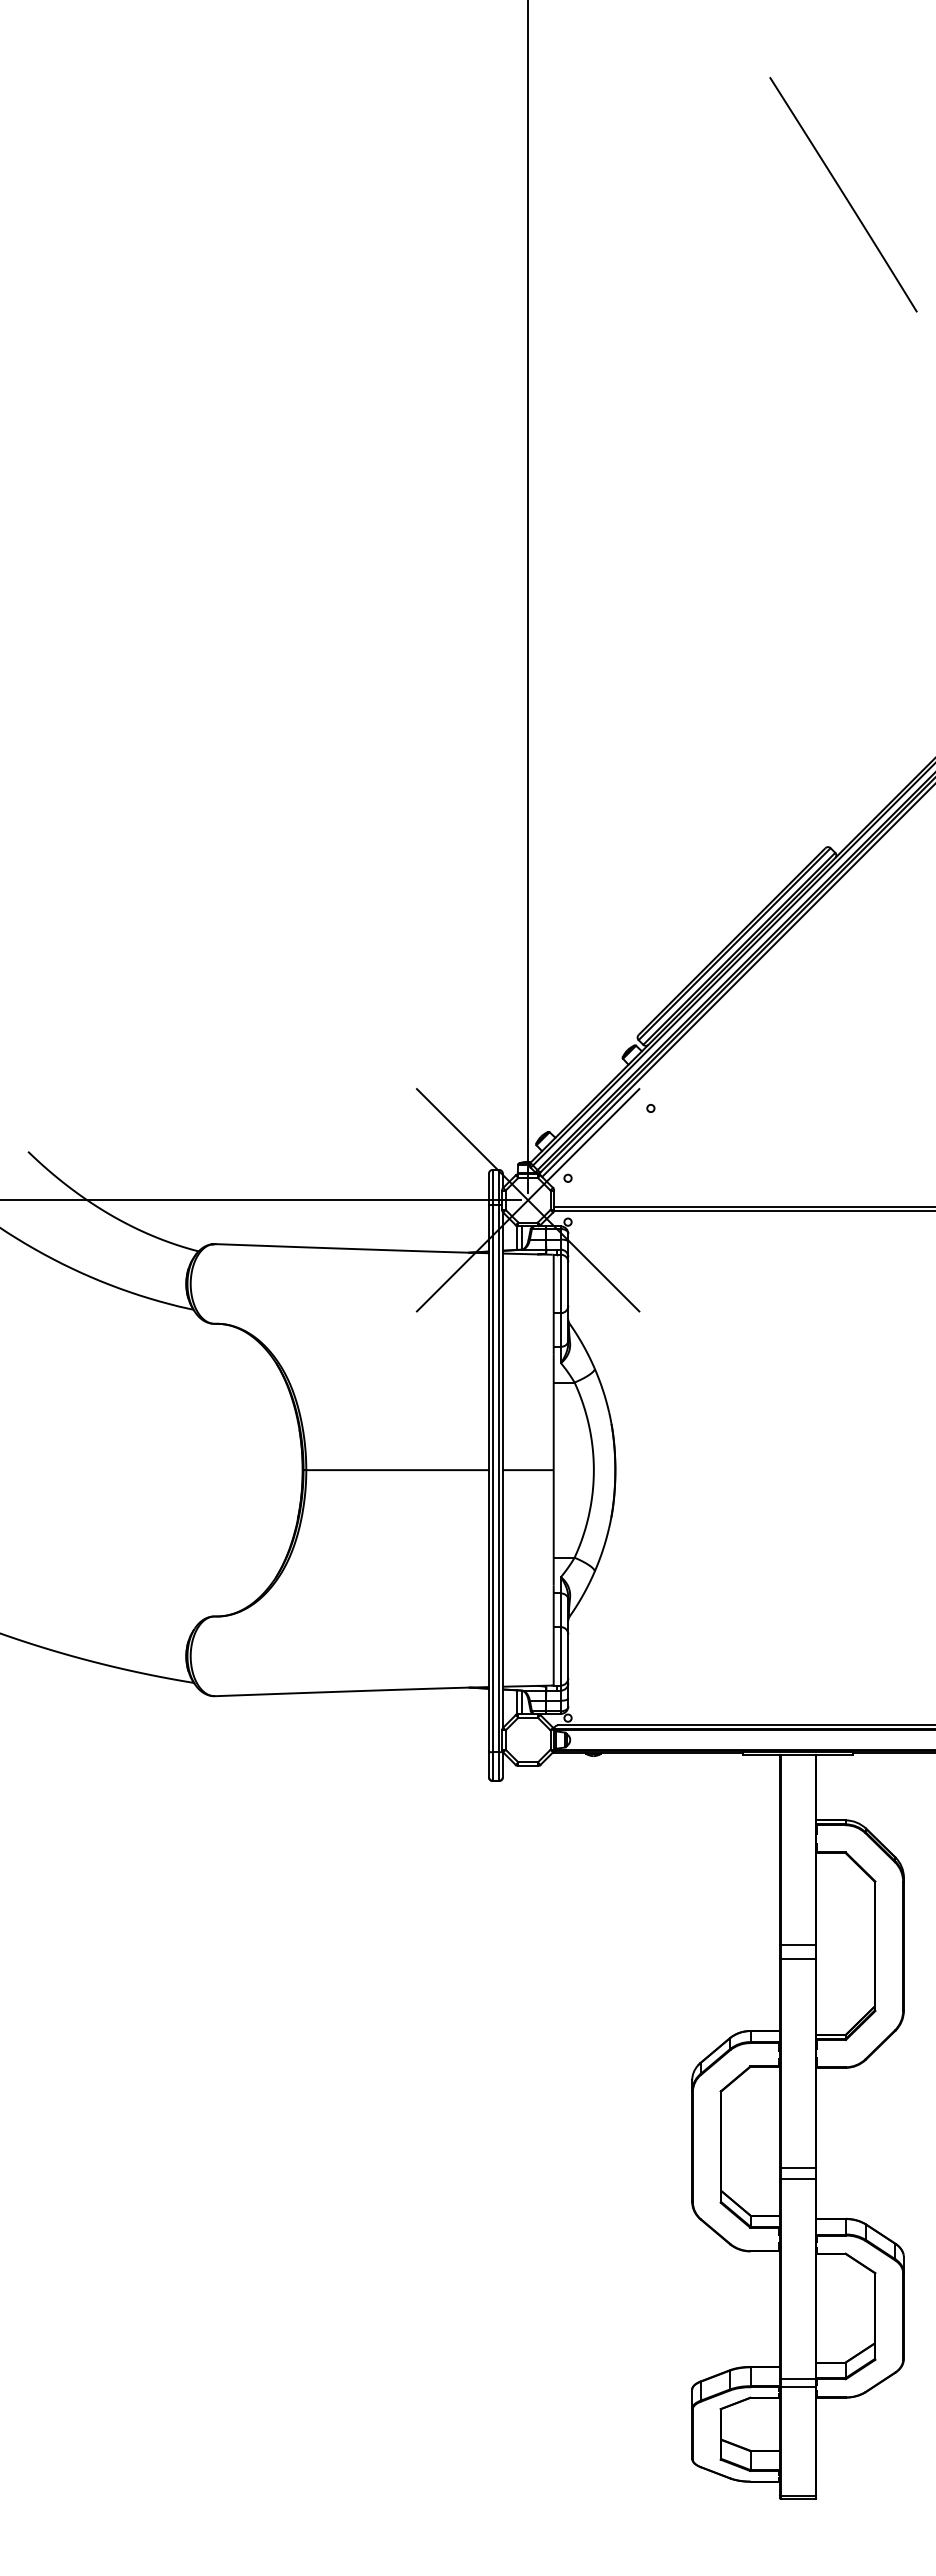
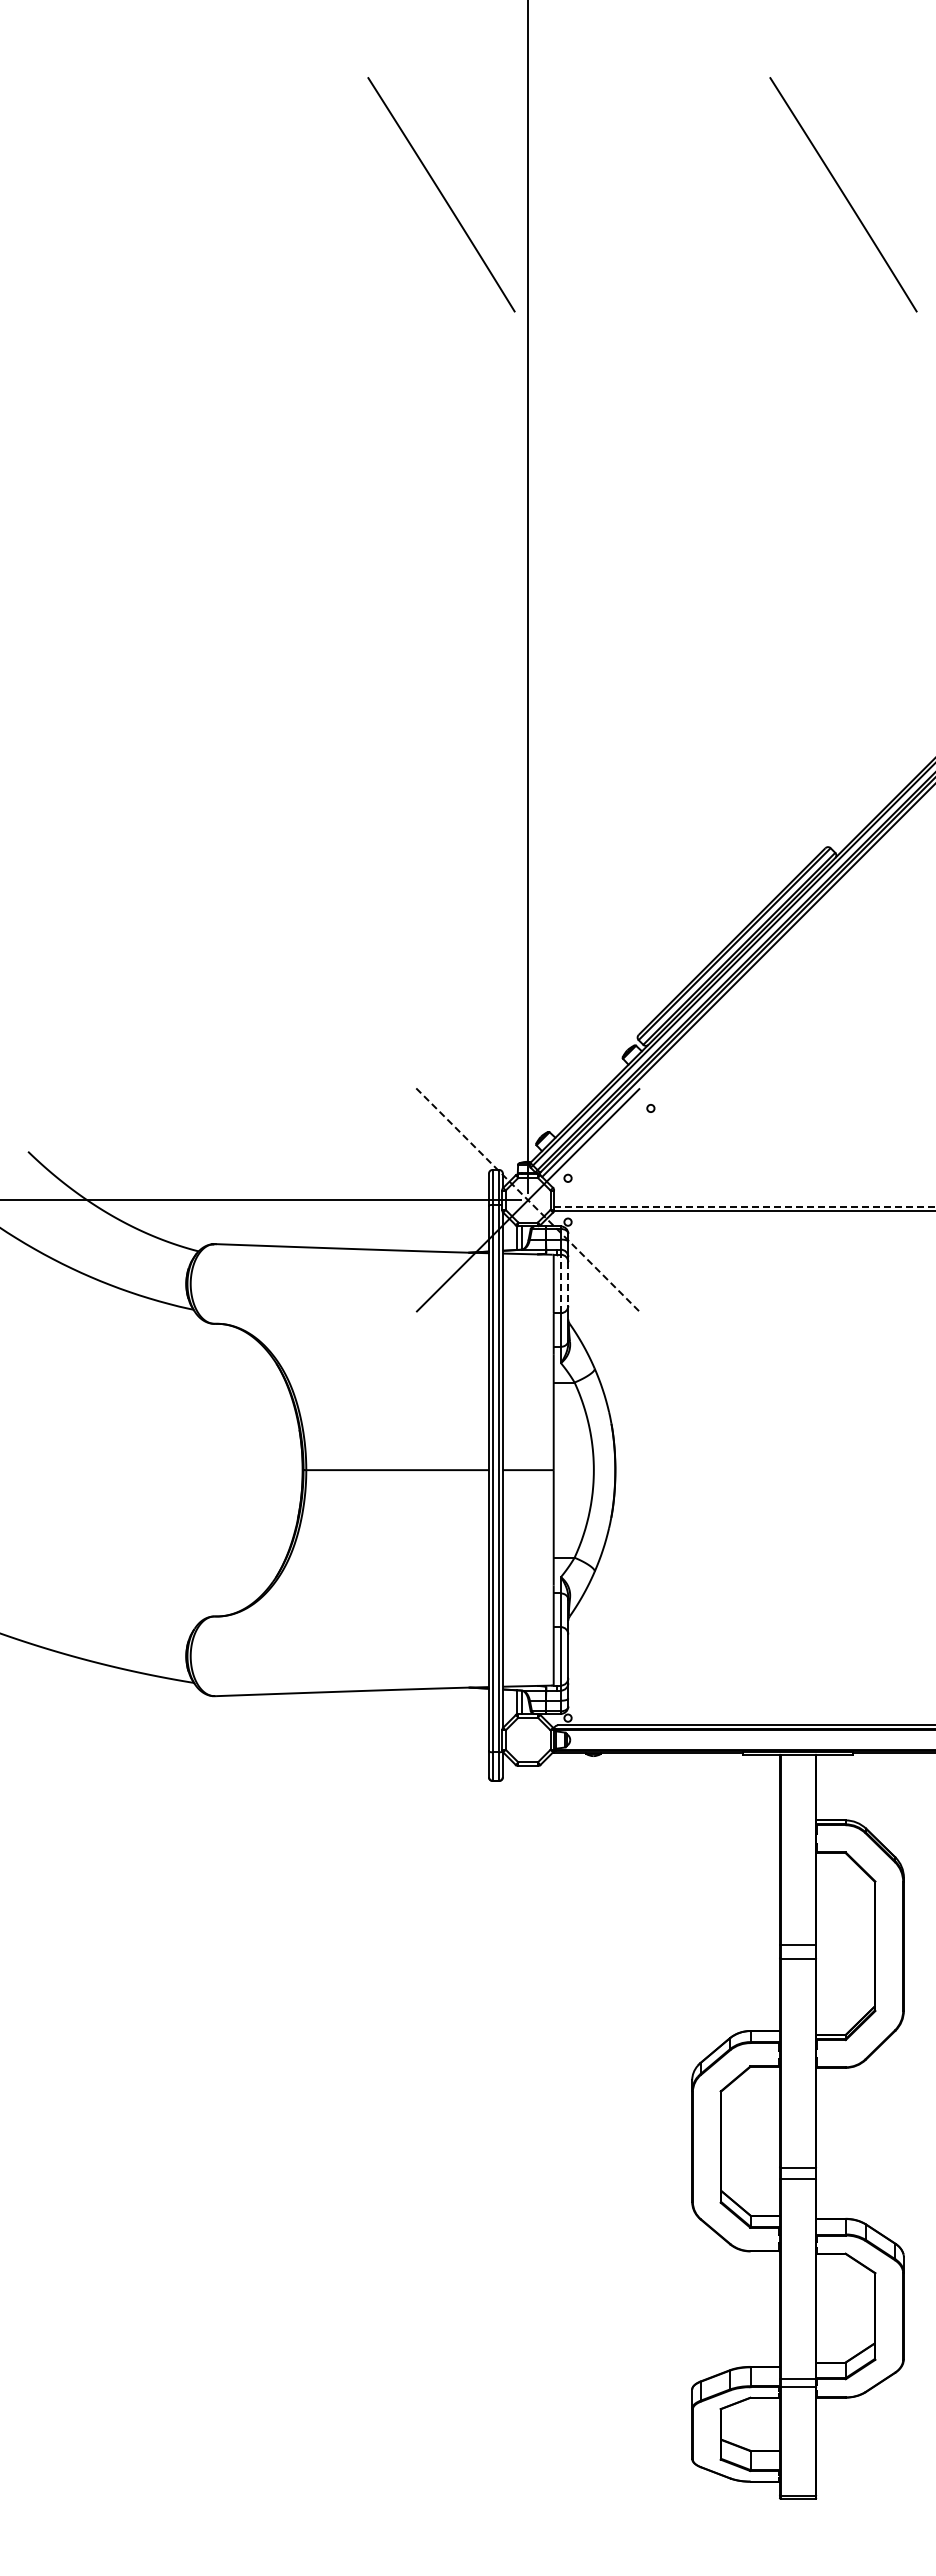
line: none -> present (441, 194)
line: solid -> dashed (528, 1200)
line: solid -> dashed (745, 1206)
line: solid -> dashed (561, 1283)
line: solid -> dashed (568, 1283)
